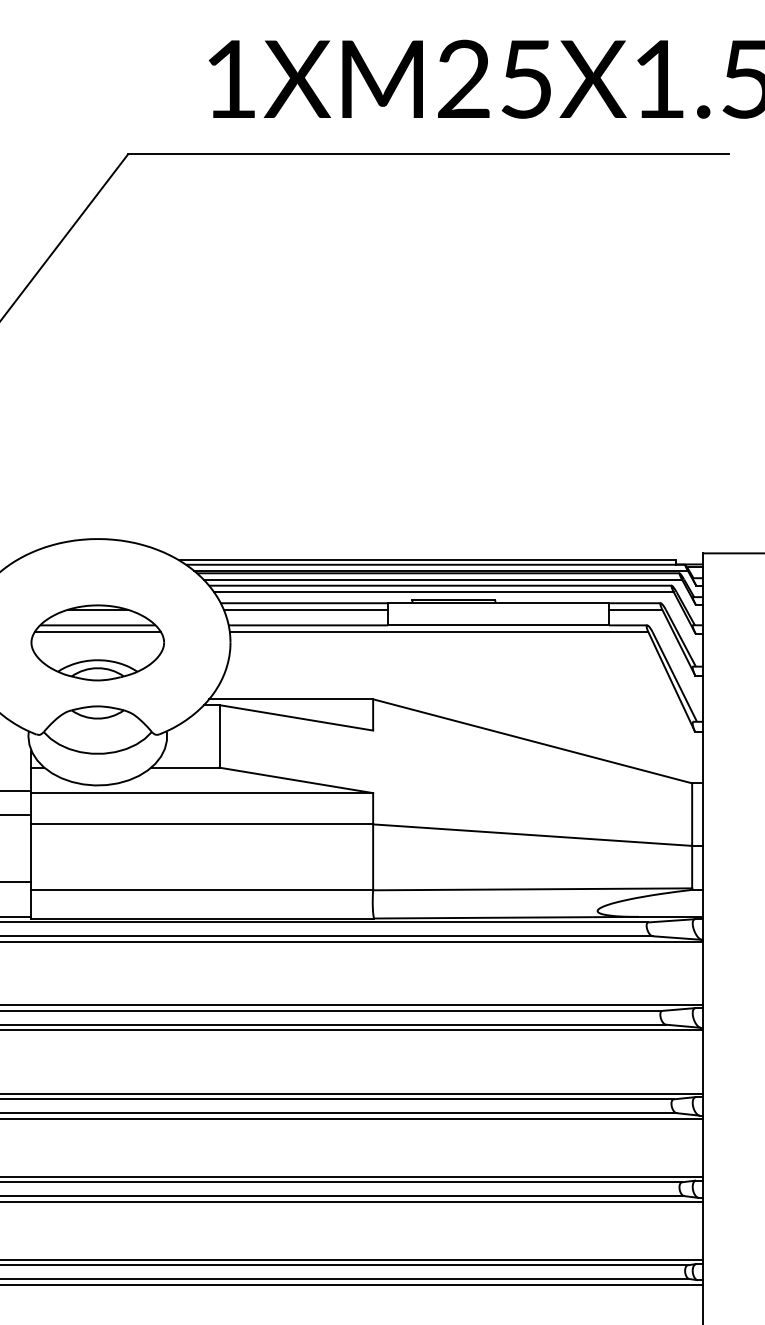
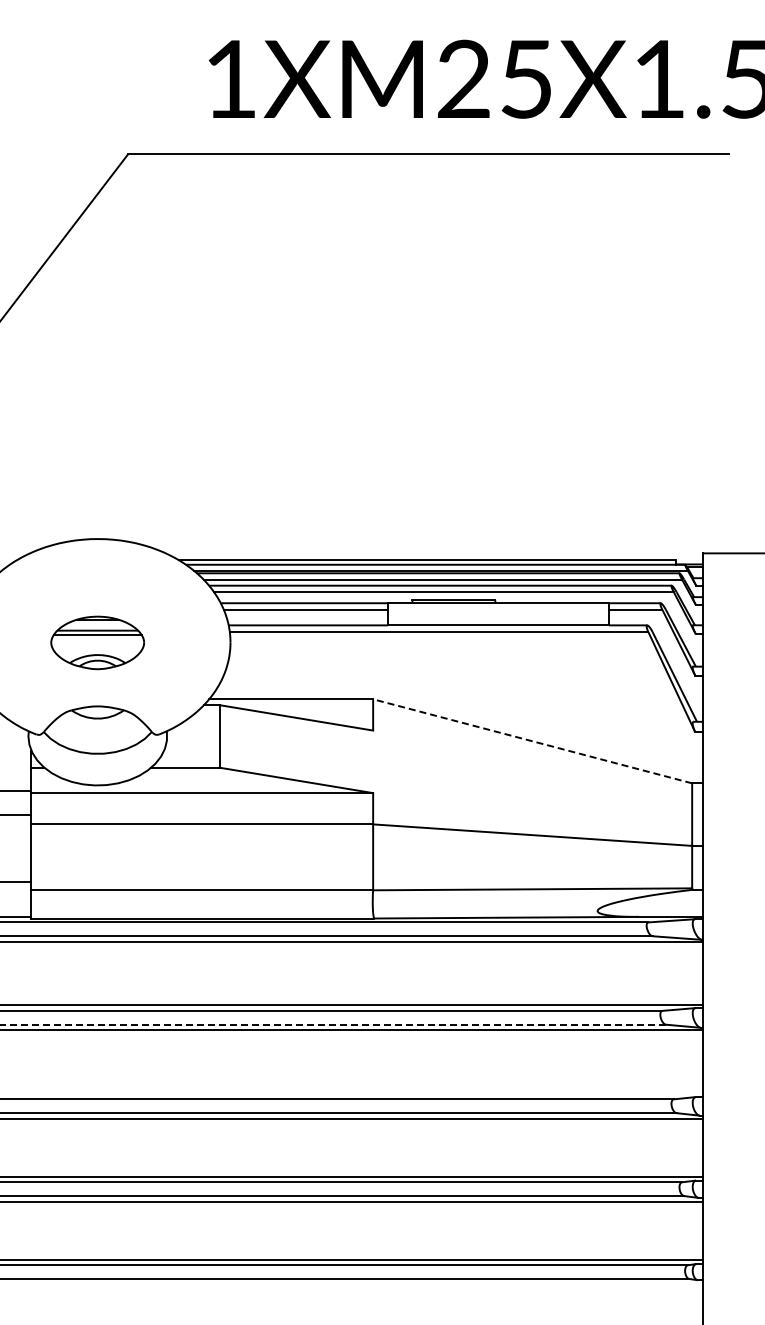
part size: 135x78 px -> 95x56 px (97, 642)
line: solid -> dashed (532, 741)
line: solid -> dashed (333, 1024)
line: present -> none (352, 1093)
line: present -> none (352, 1284)
